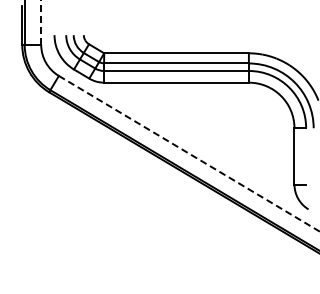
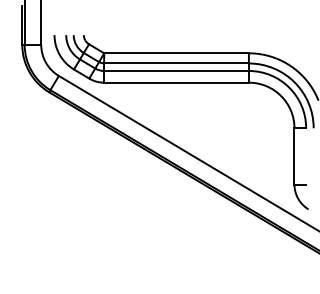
line: dashed -> solid (41, 22)
line: dashed -> solid (189, 153)
